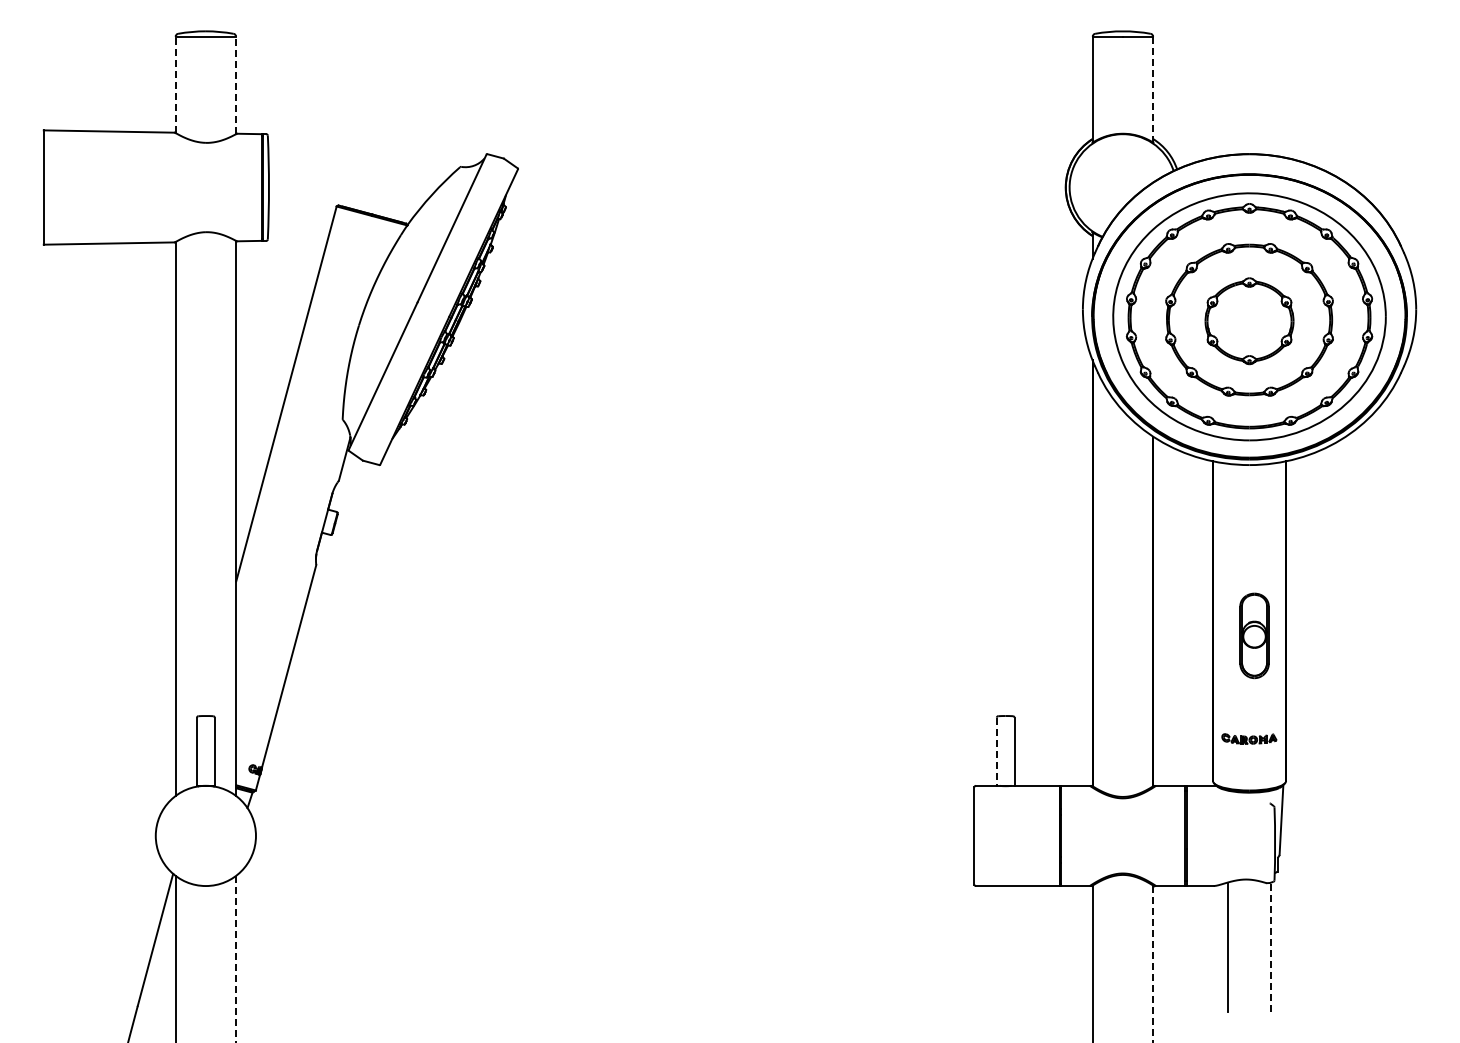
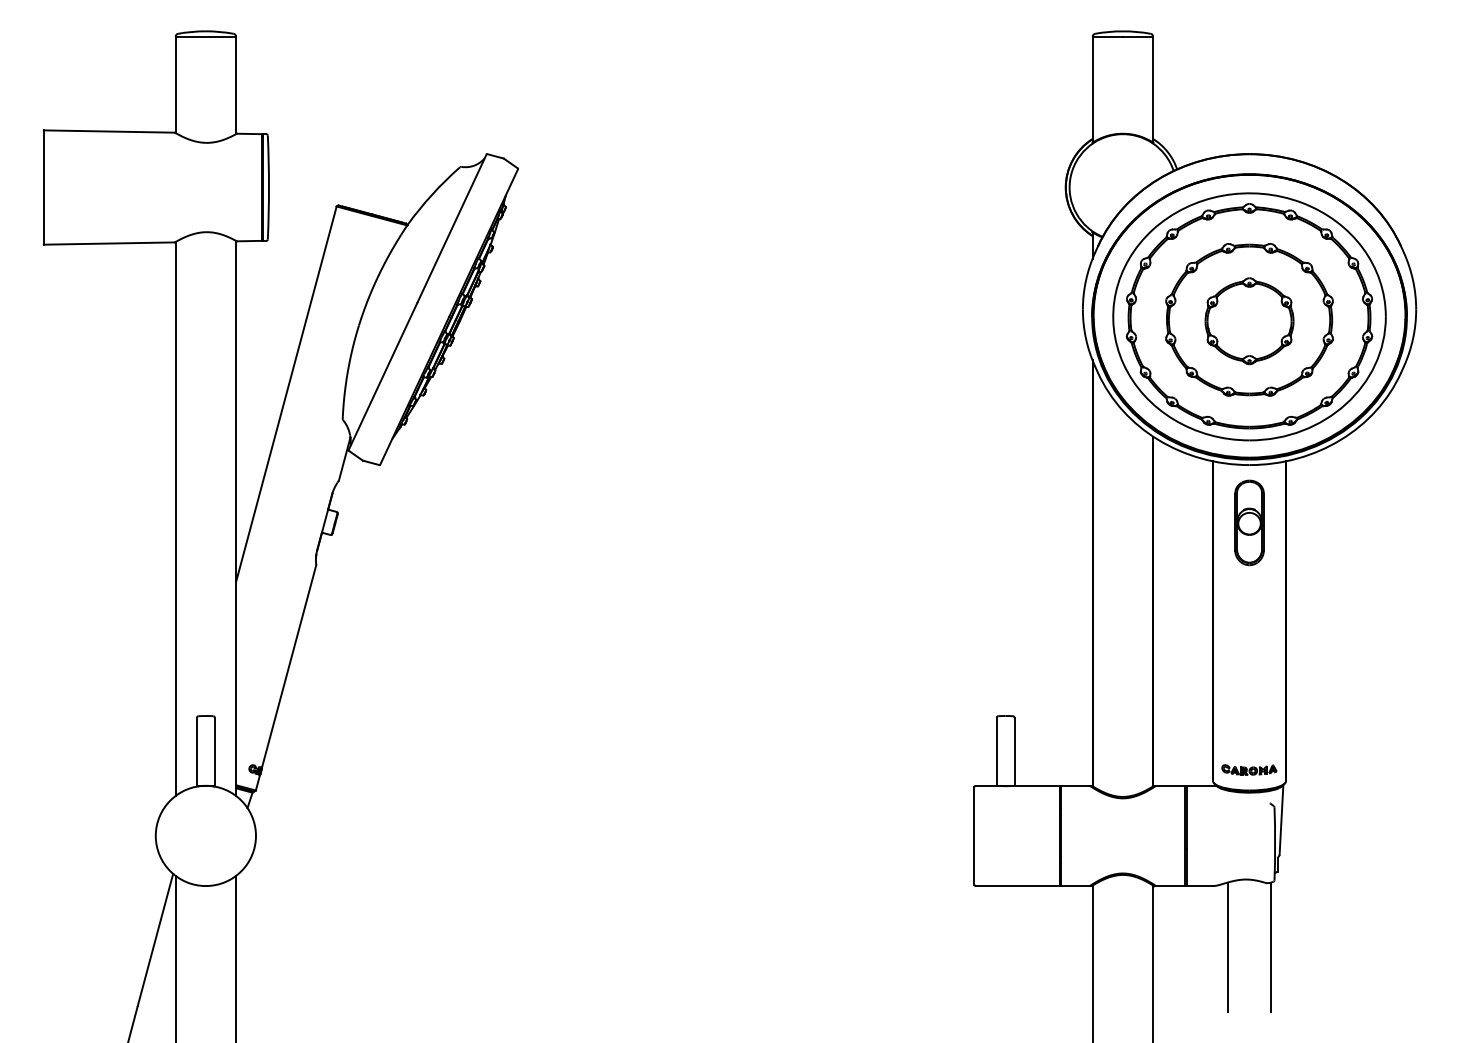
line: dashed -> solid (175, 85)
line: dashed -> solid (236, 85)
line: dashed -> solid (1153, 89)
part position: (1254, 635) -> (1249, 522) (1249, 522)
part position: (1249, 738) -> (1249, 769) (1249, 769)
line: dashed -> solid (996, 752)
line: dashed -> solid (1271, 947)
line: dashed -> solid (236, 958)
line: dashed -> solid (1153, 964)
